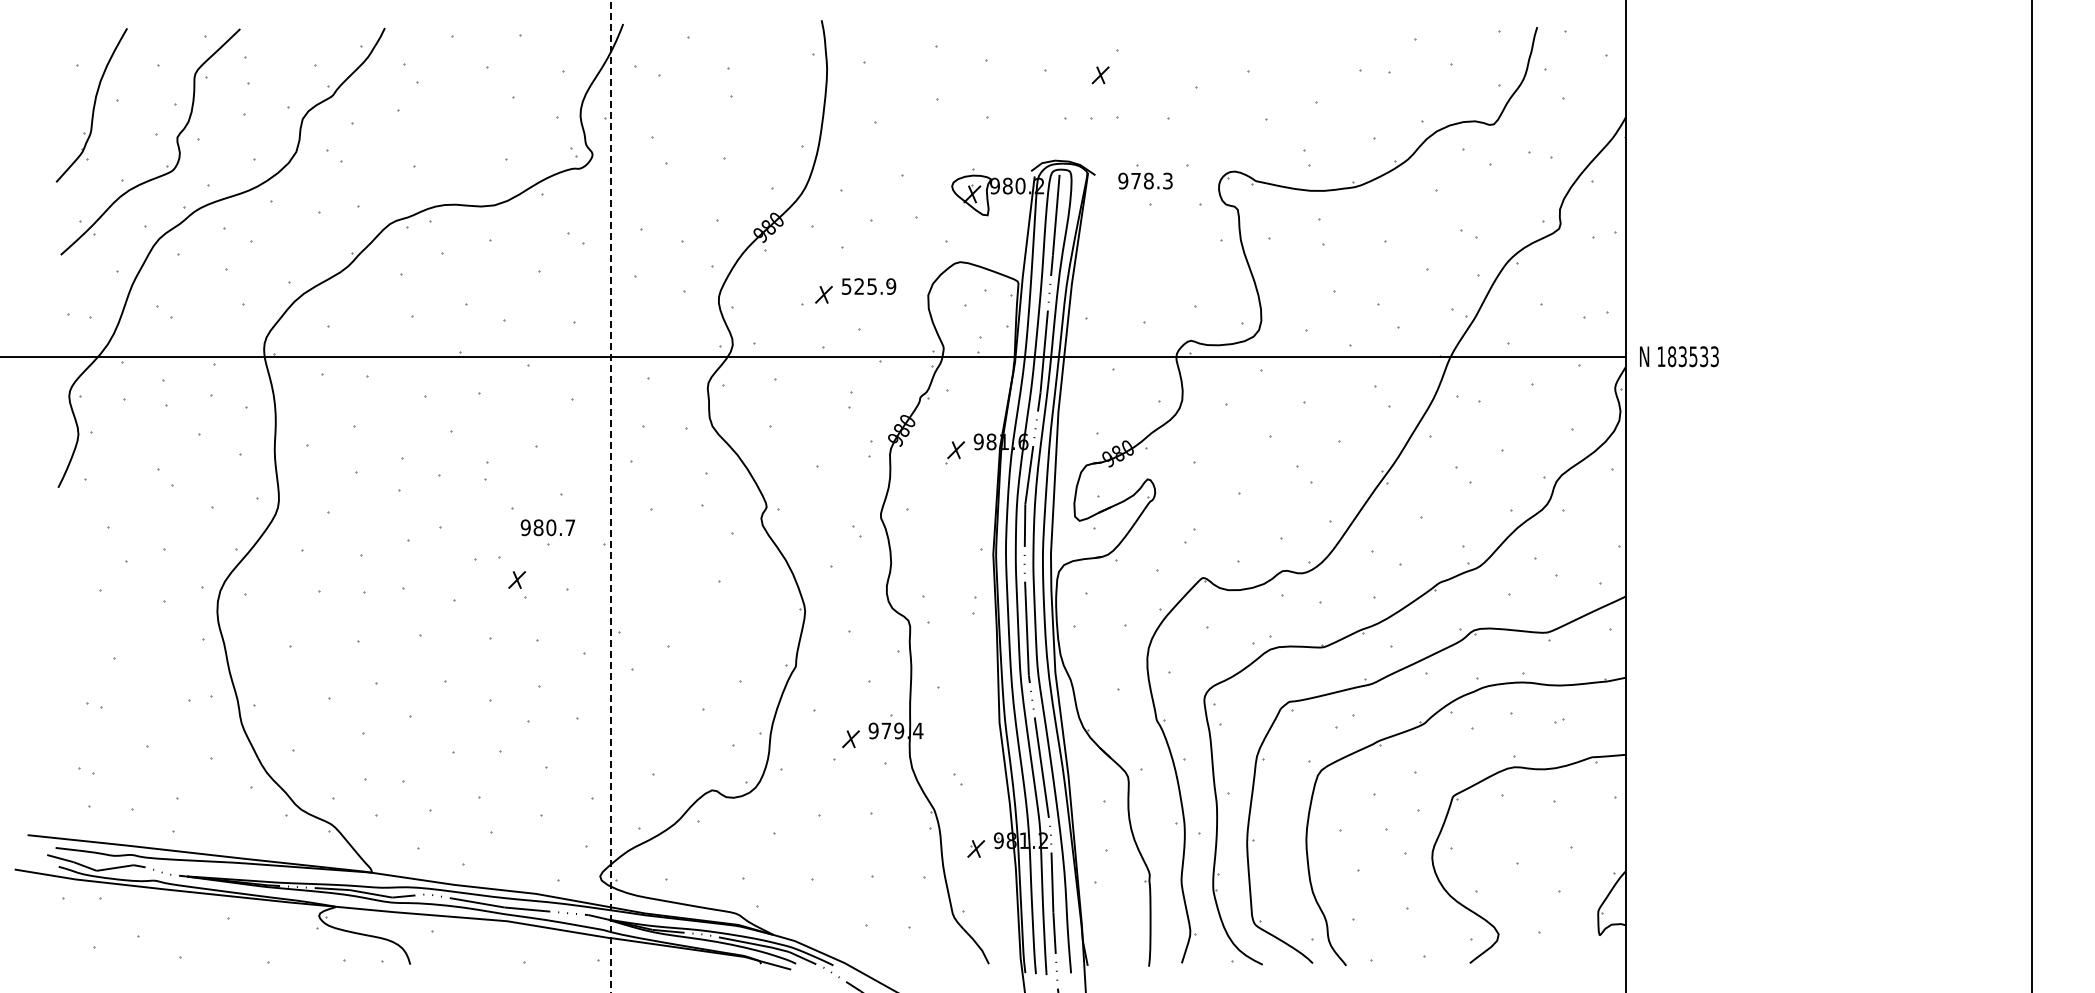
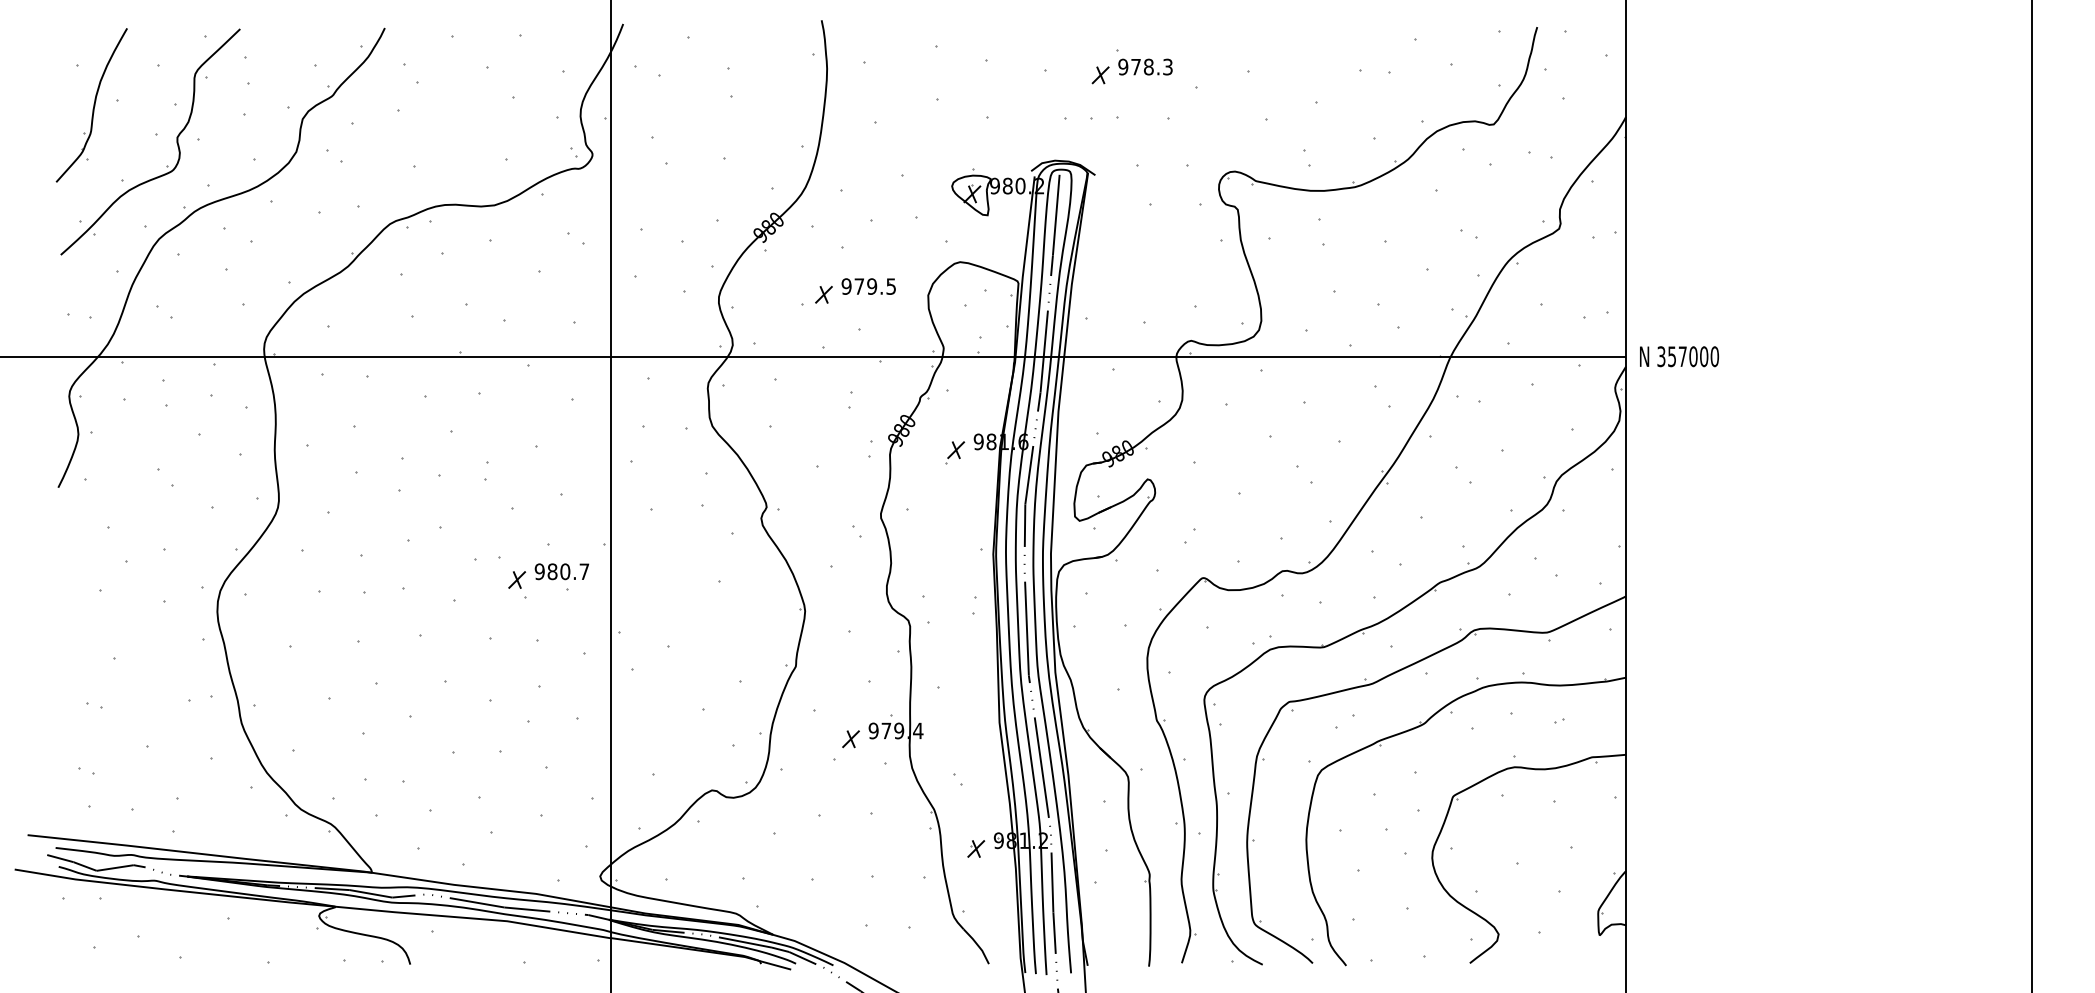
text position: (1145, 180) -> (1145, 66) (1145, 66)
text: 525.9 -> 979.5 (868, 286)
text: 183533 -> 357000 (1688, 356)
line: dashed -> solid (610, 496)
text position: (547, 527) -> (561, 571) (561, 571)
